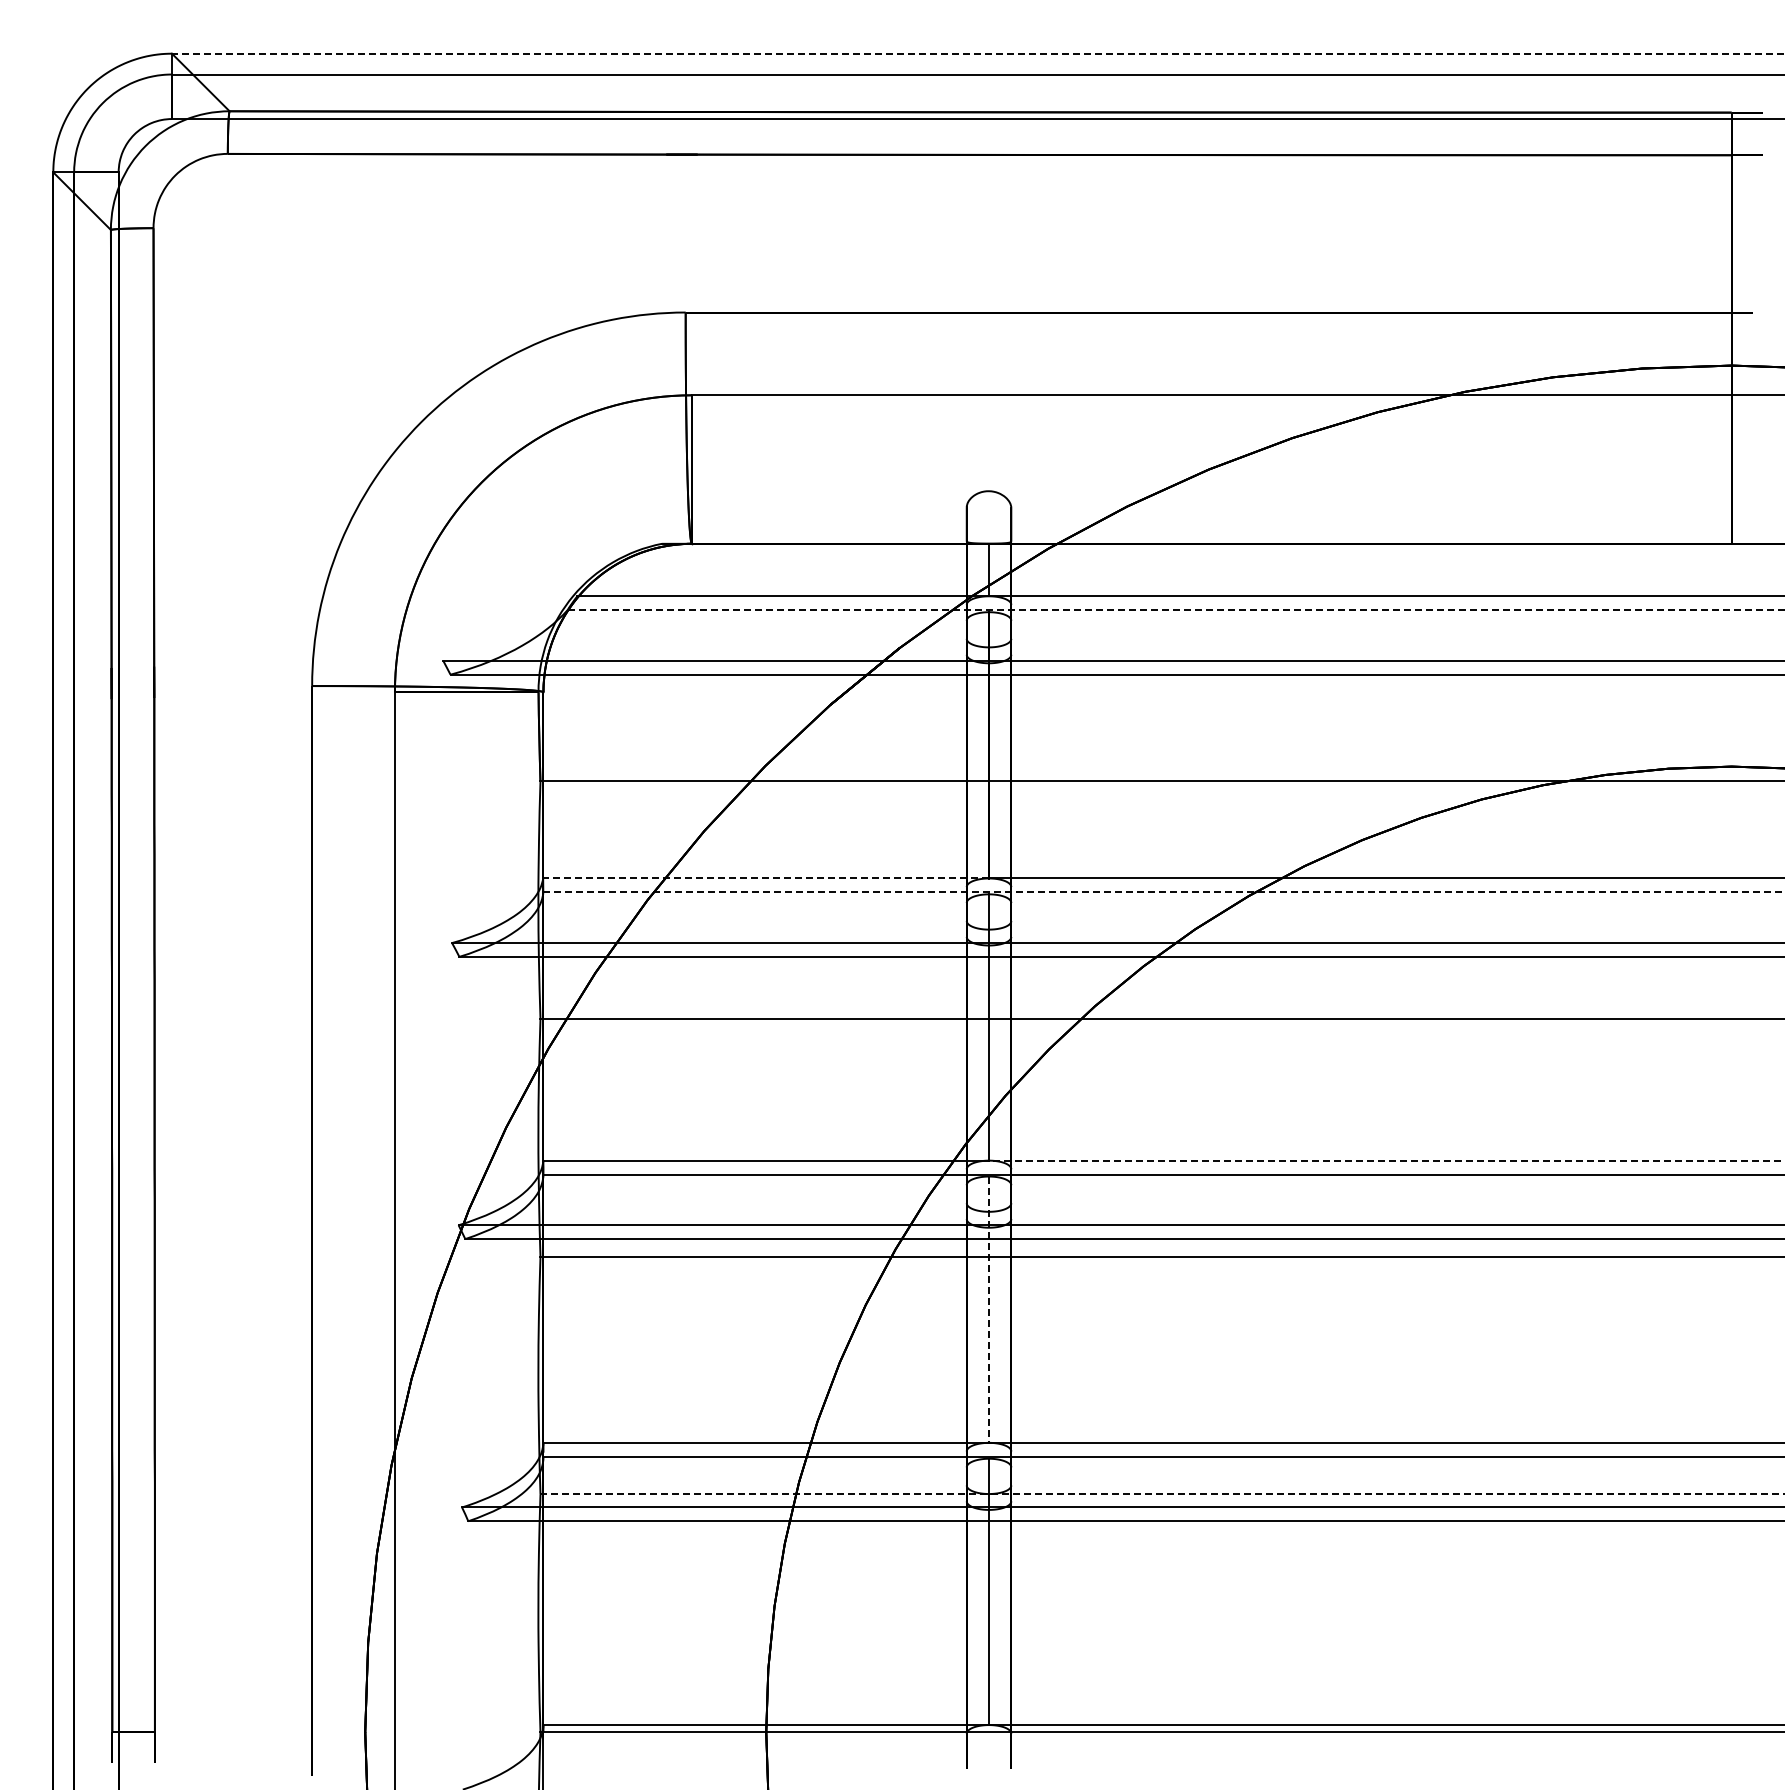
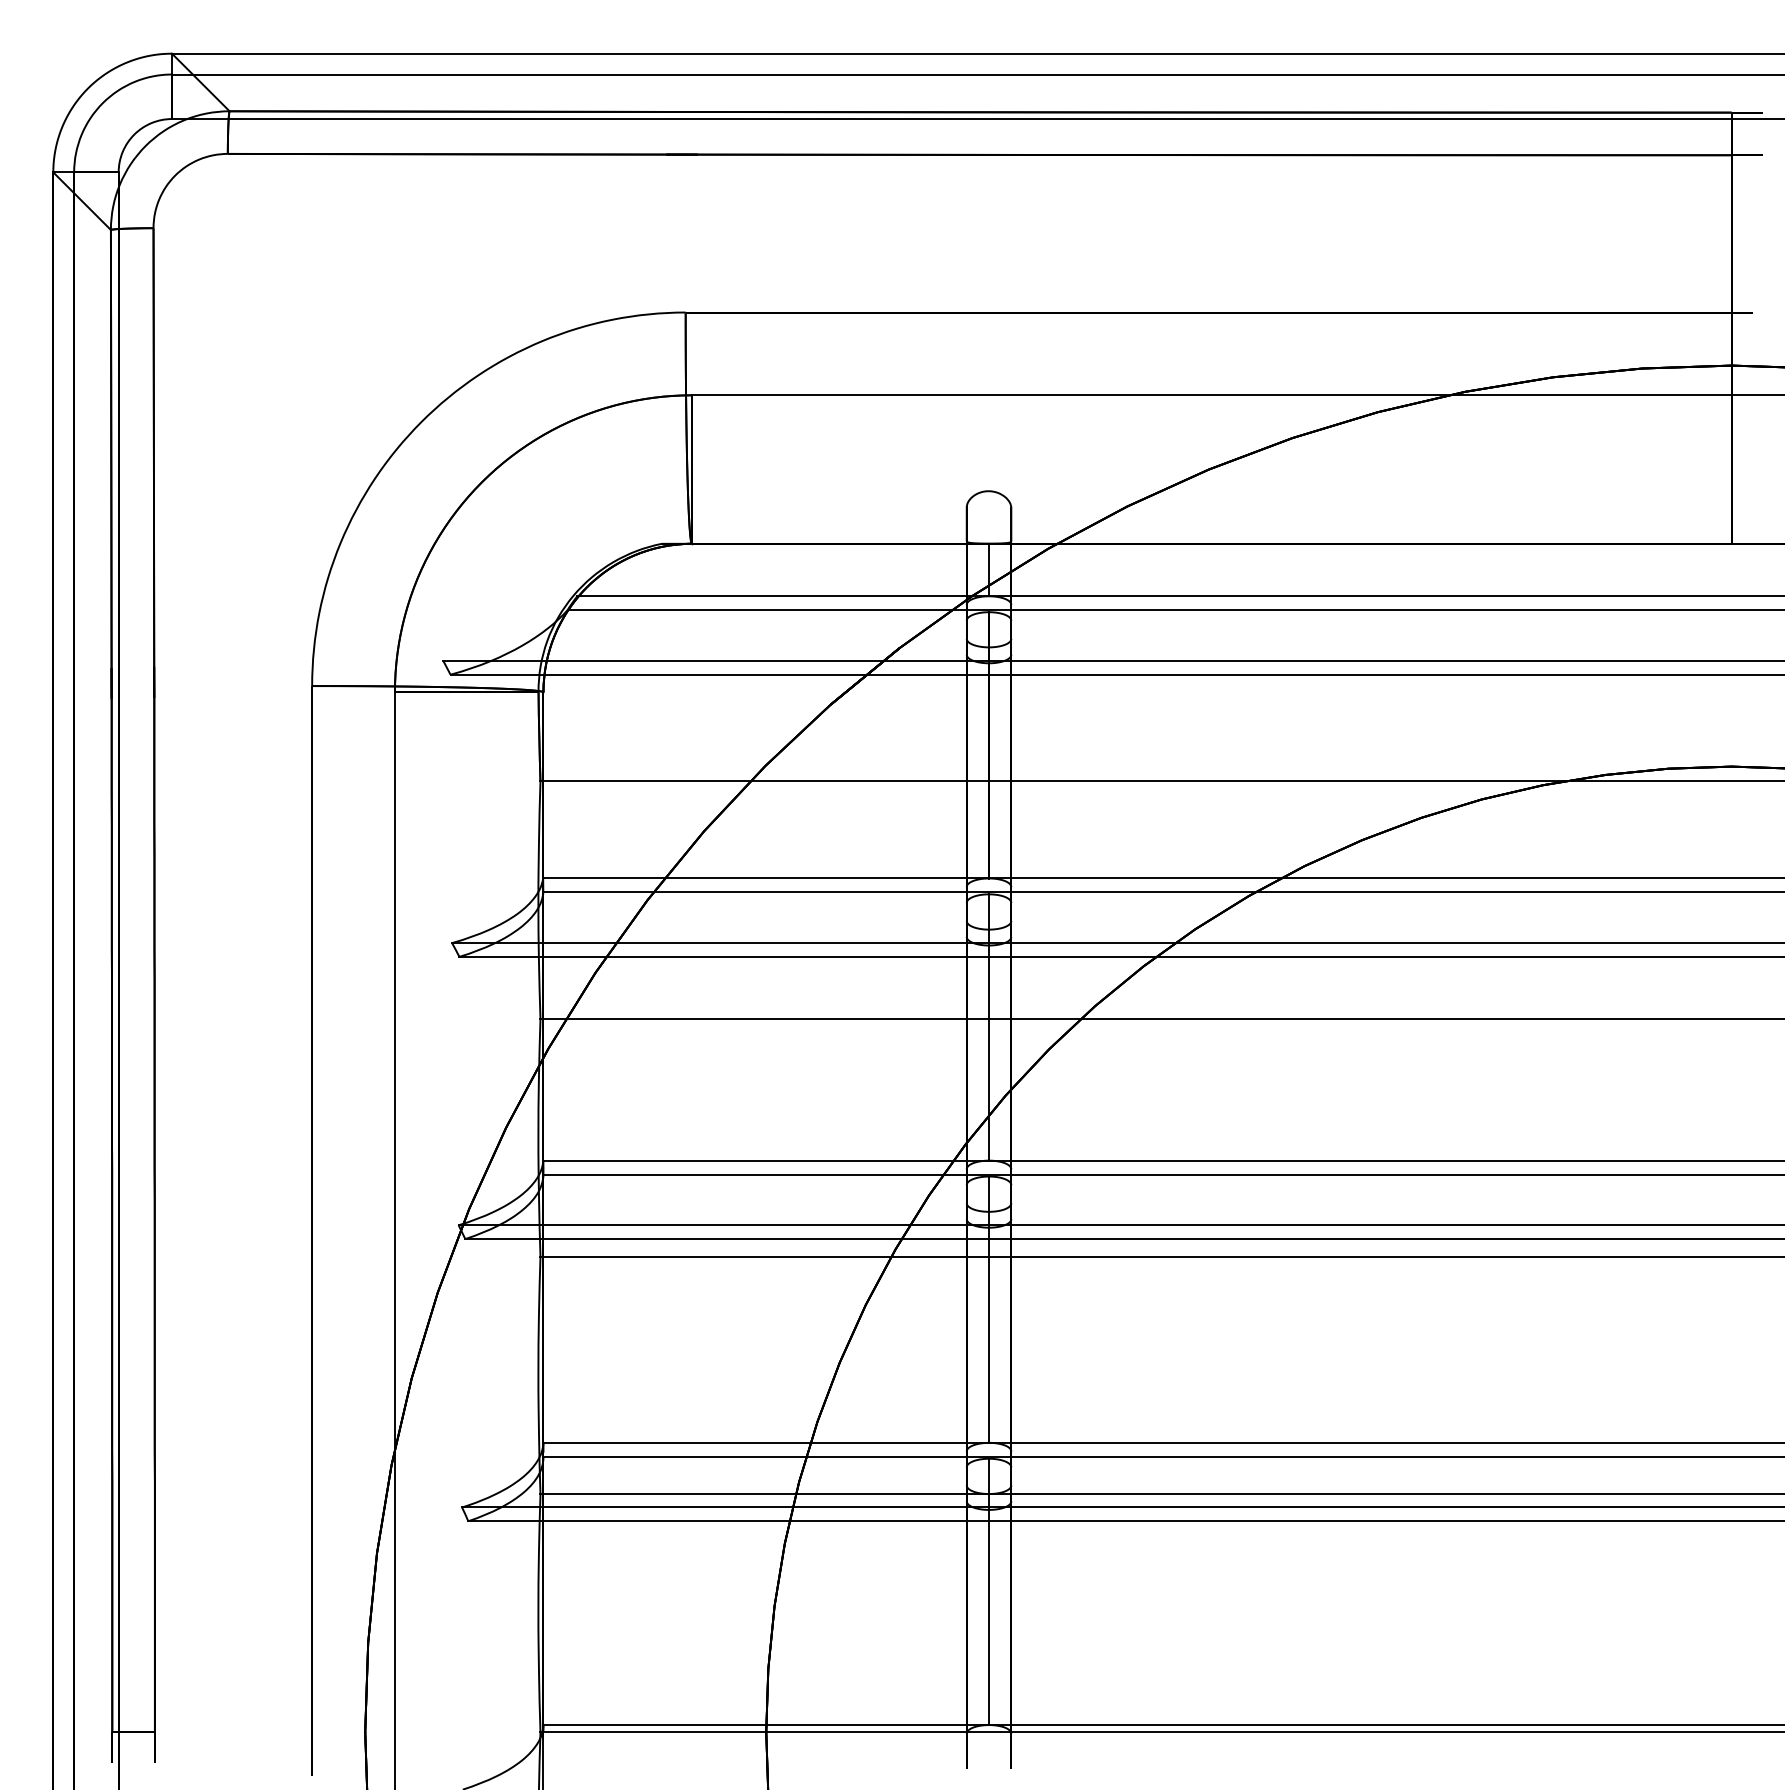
line: dashed -> solid (977, 53)
line: dashed -> solid (1176, 610)
line: dashed -> solid (766, 878)
line: dashed -> solid (1164, 892)
line: dashed -> solid (1386, 1160)
line: dashed -> solid (989, 1310)
line: dashed -> solid (1162, 1494)
